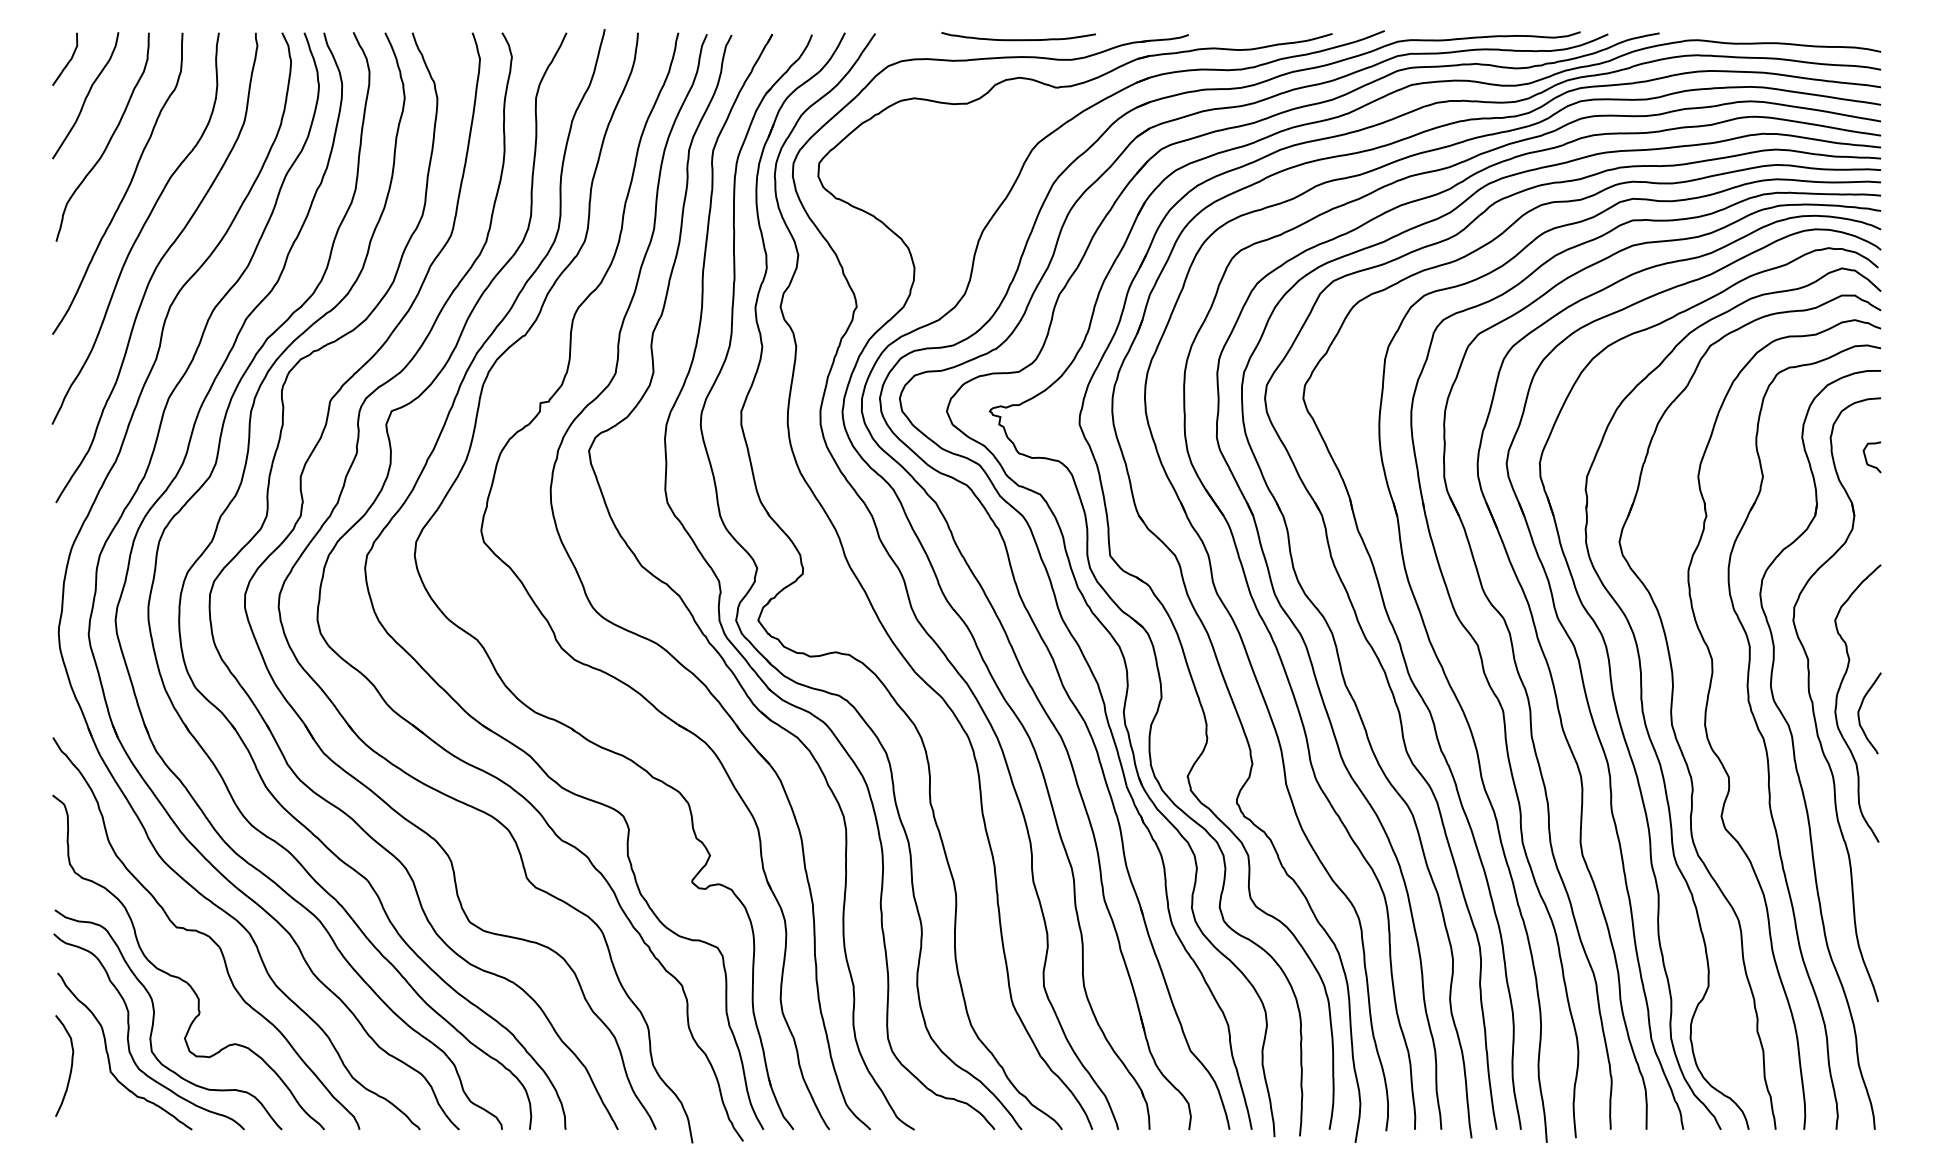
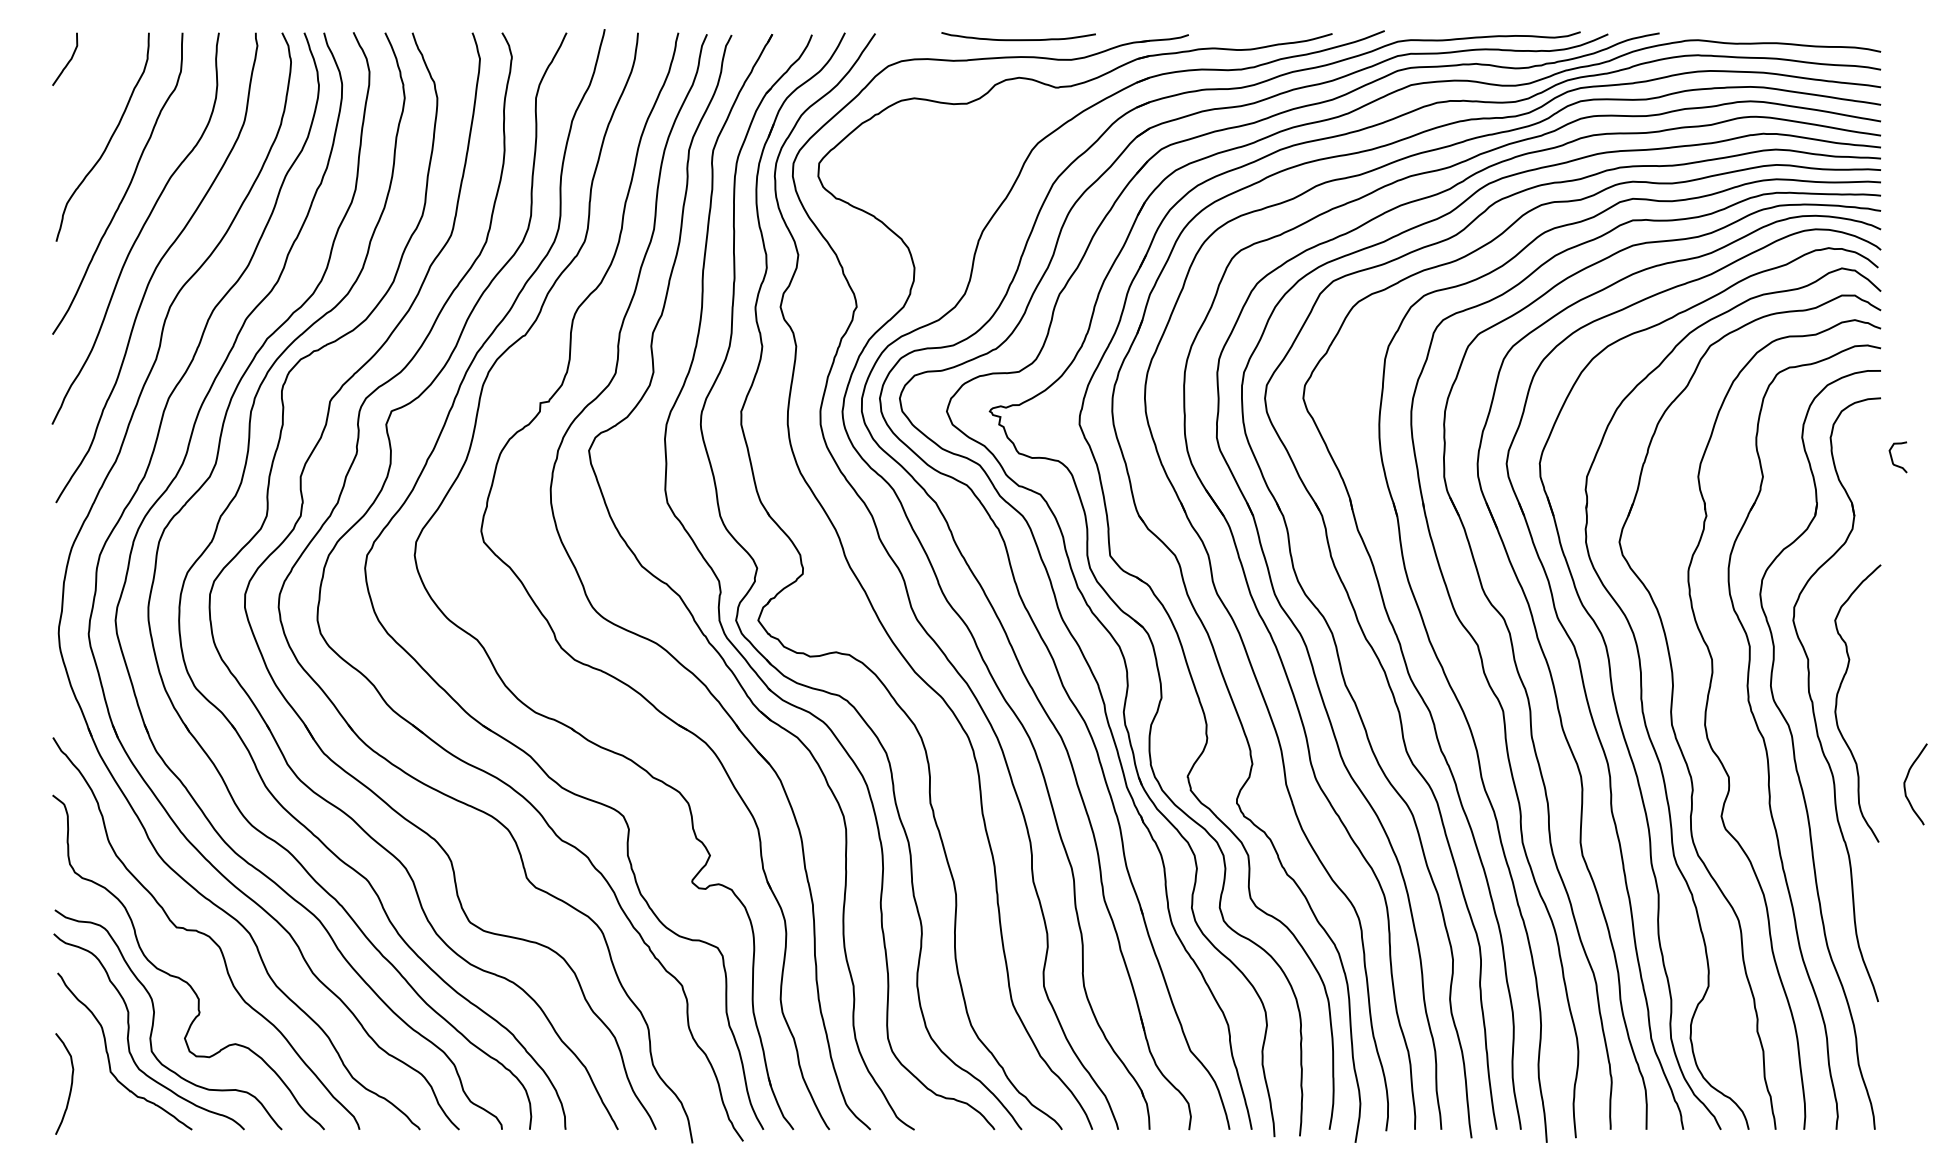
curve: present -> none (86, 95)
curve position: (1866, 457) -> (1892, 457) (1892, 457)
curve position: (1860, 709) -> (1906, 780) (1906, 780)
curve position: (70, 1066) -> (70, 1084) (70, 1084)
